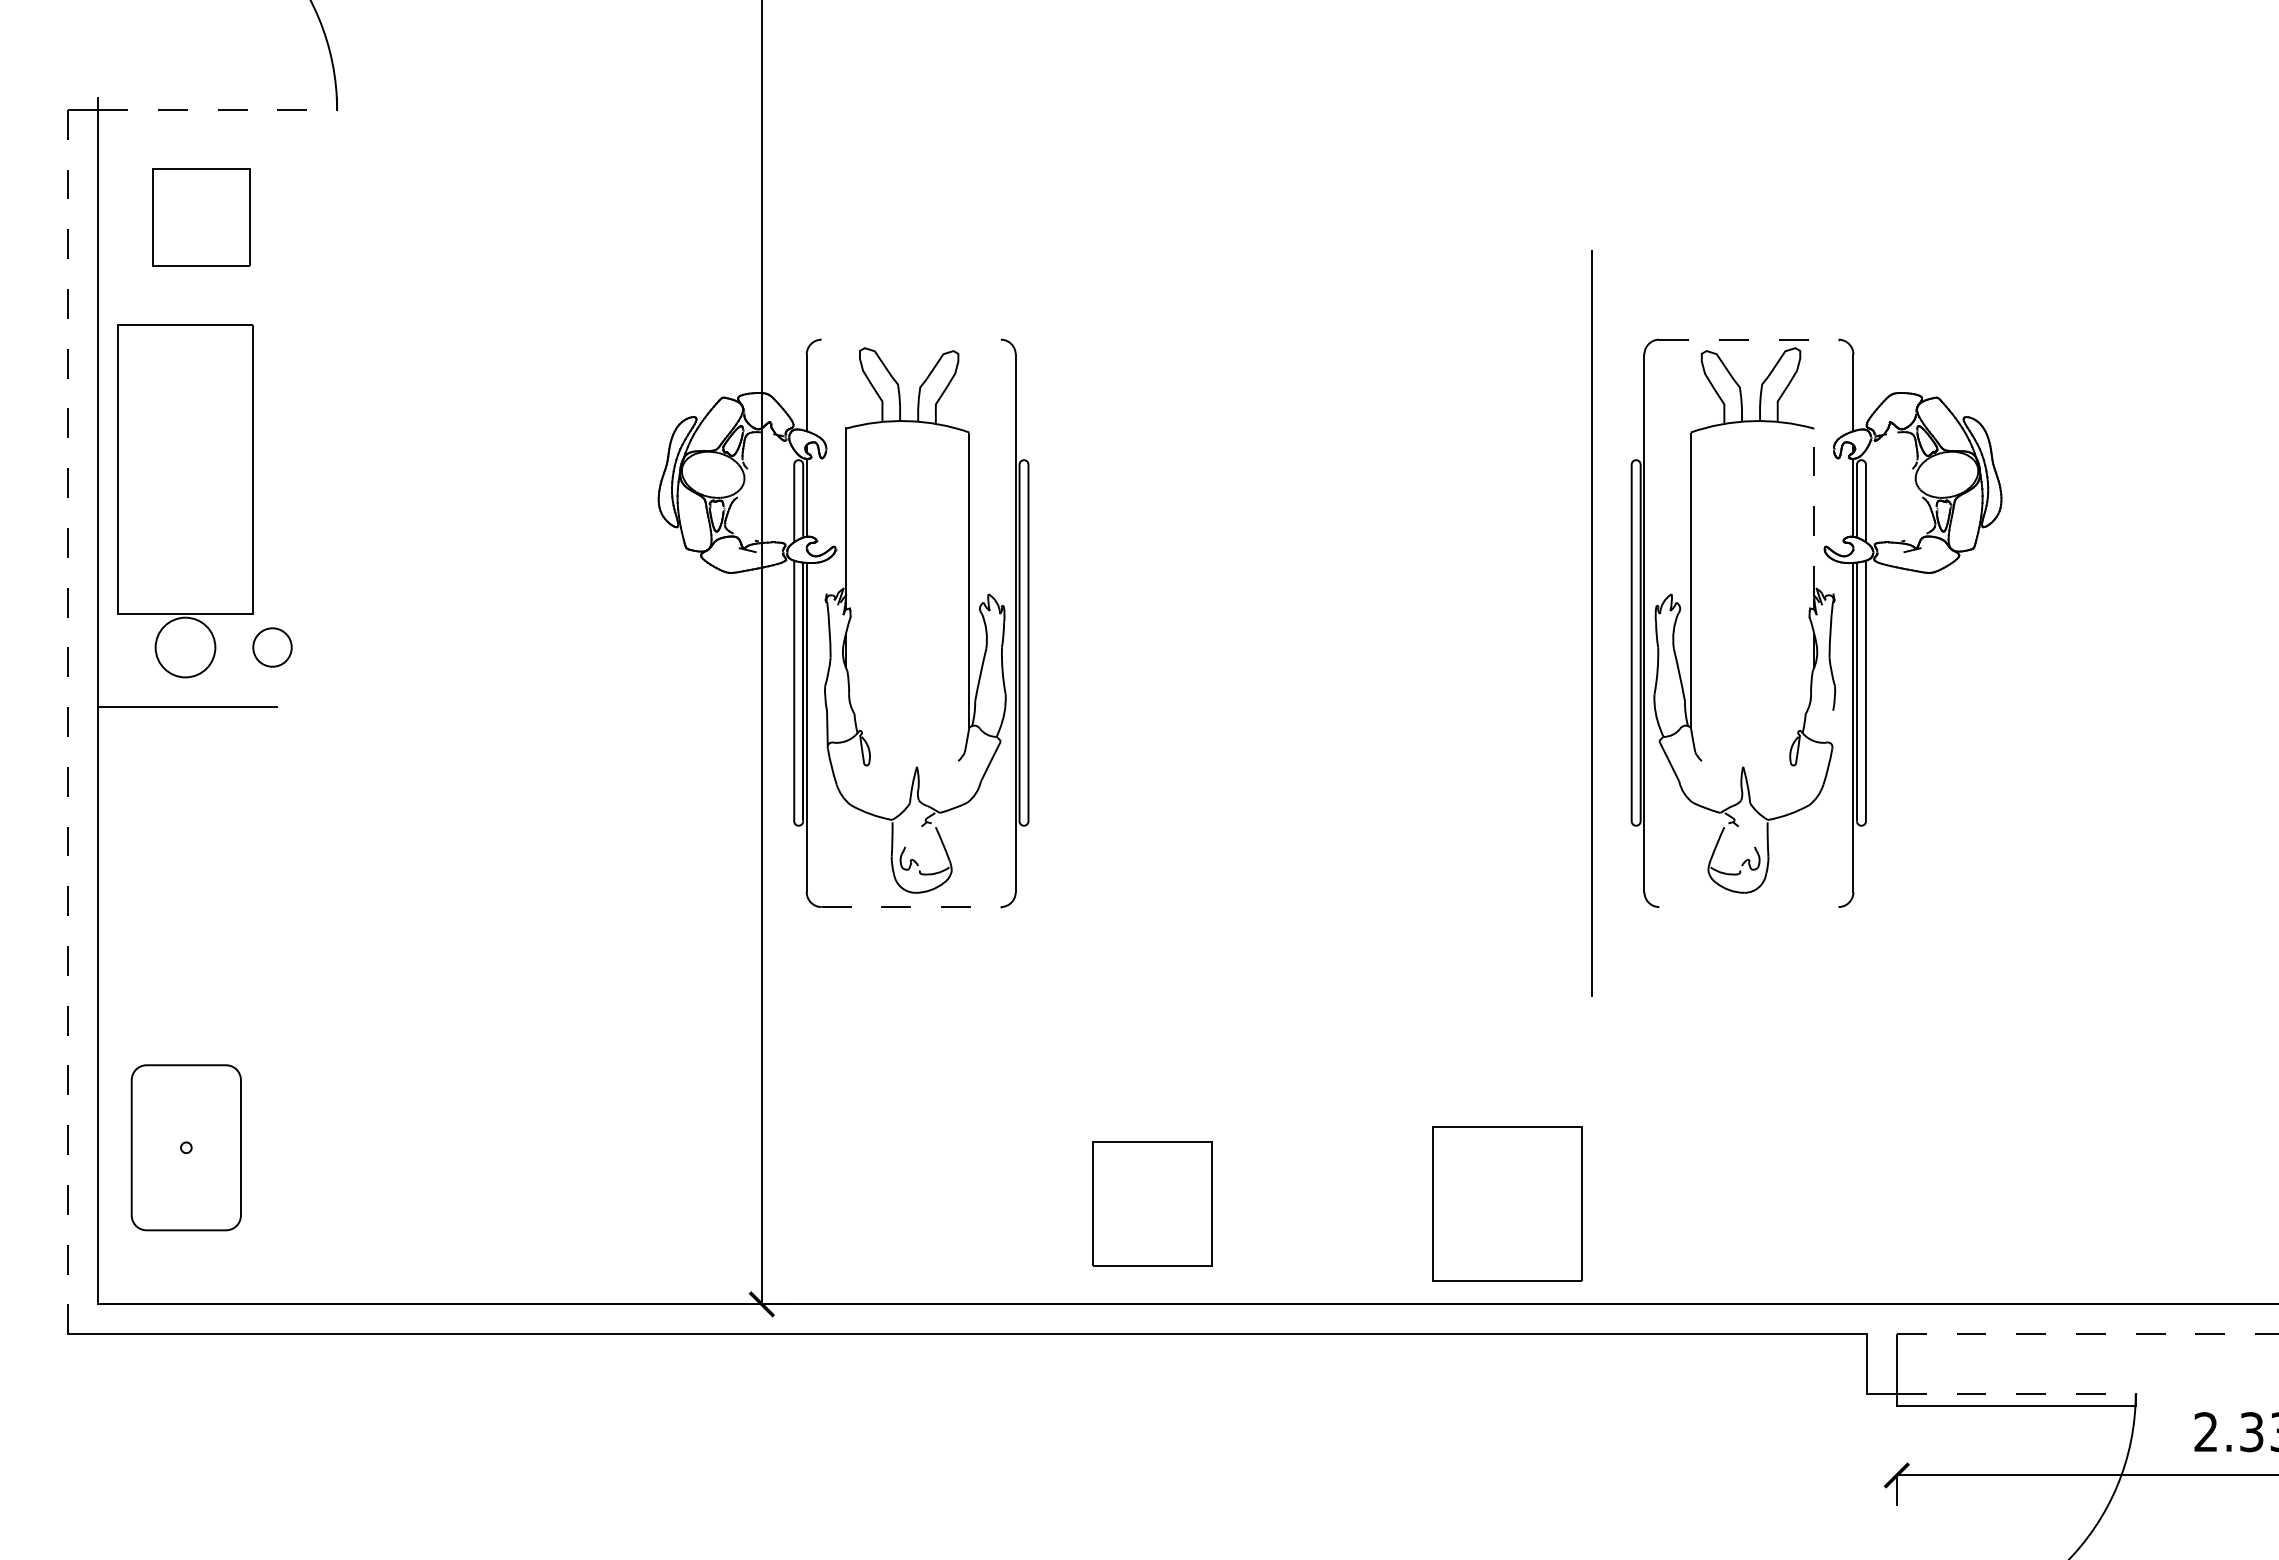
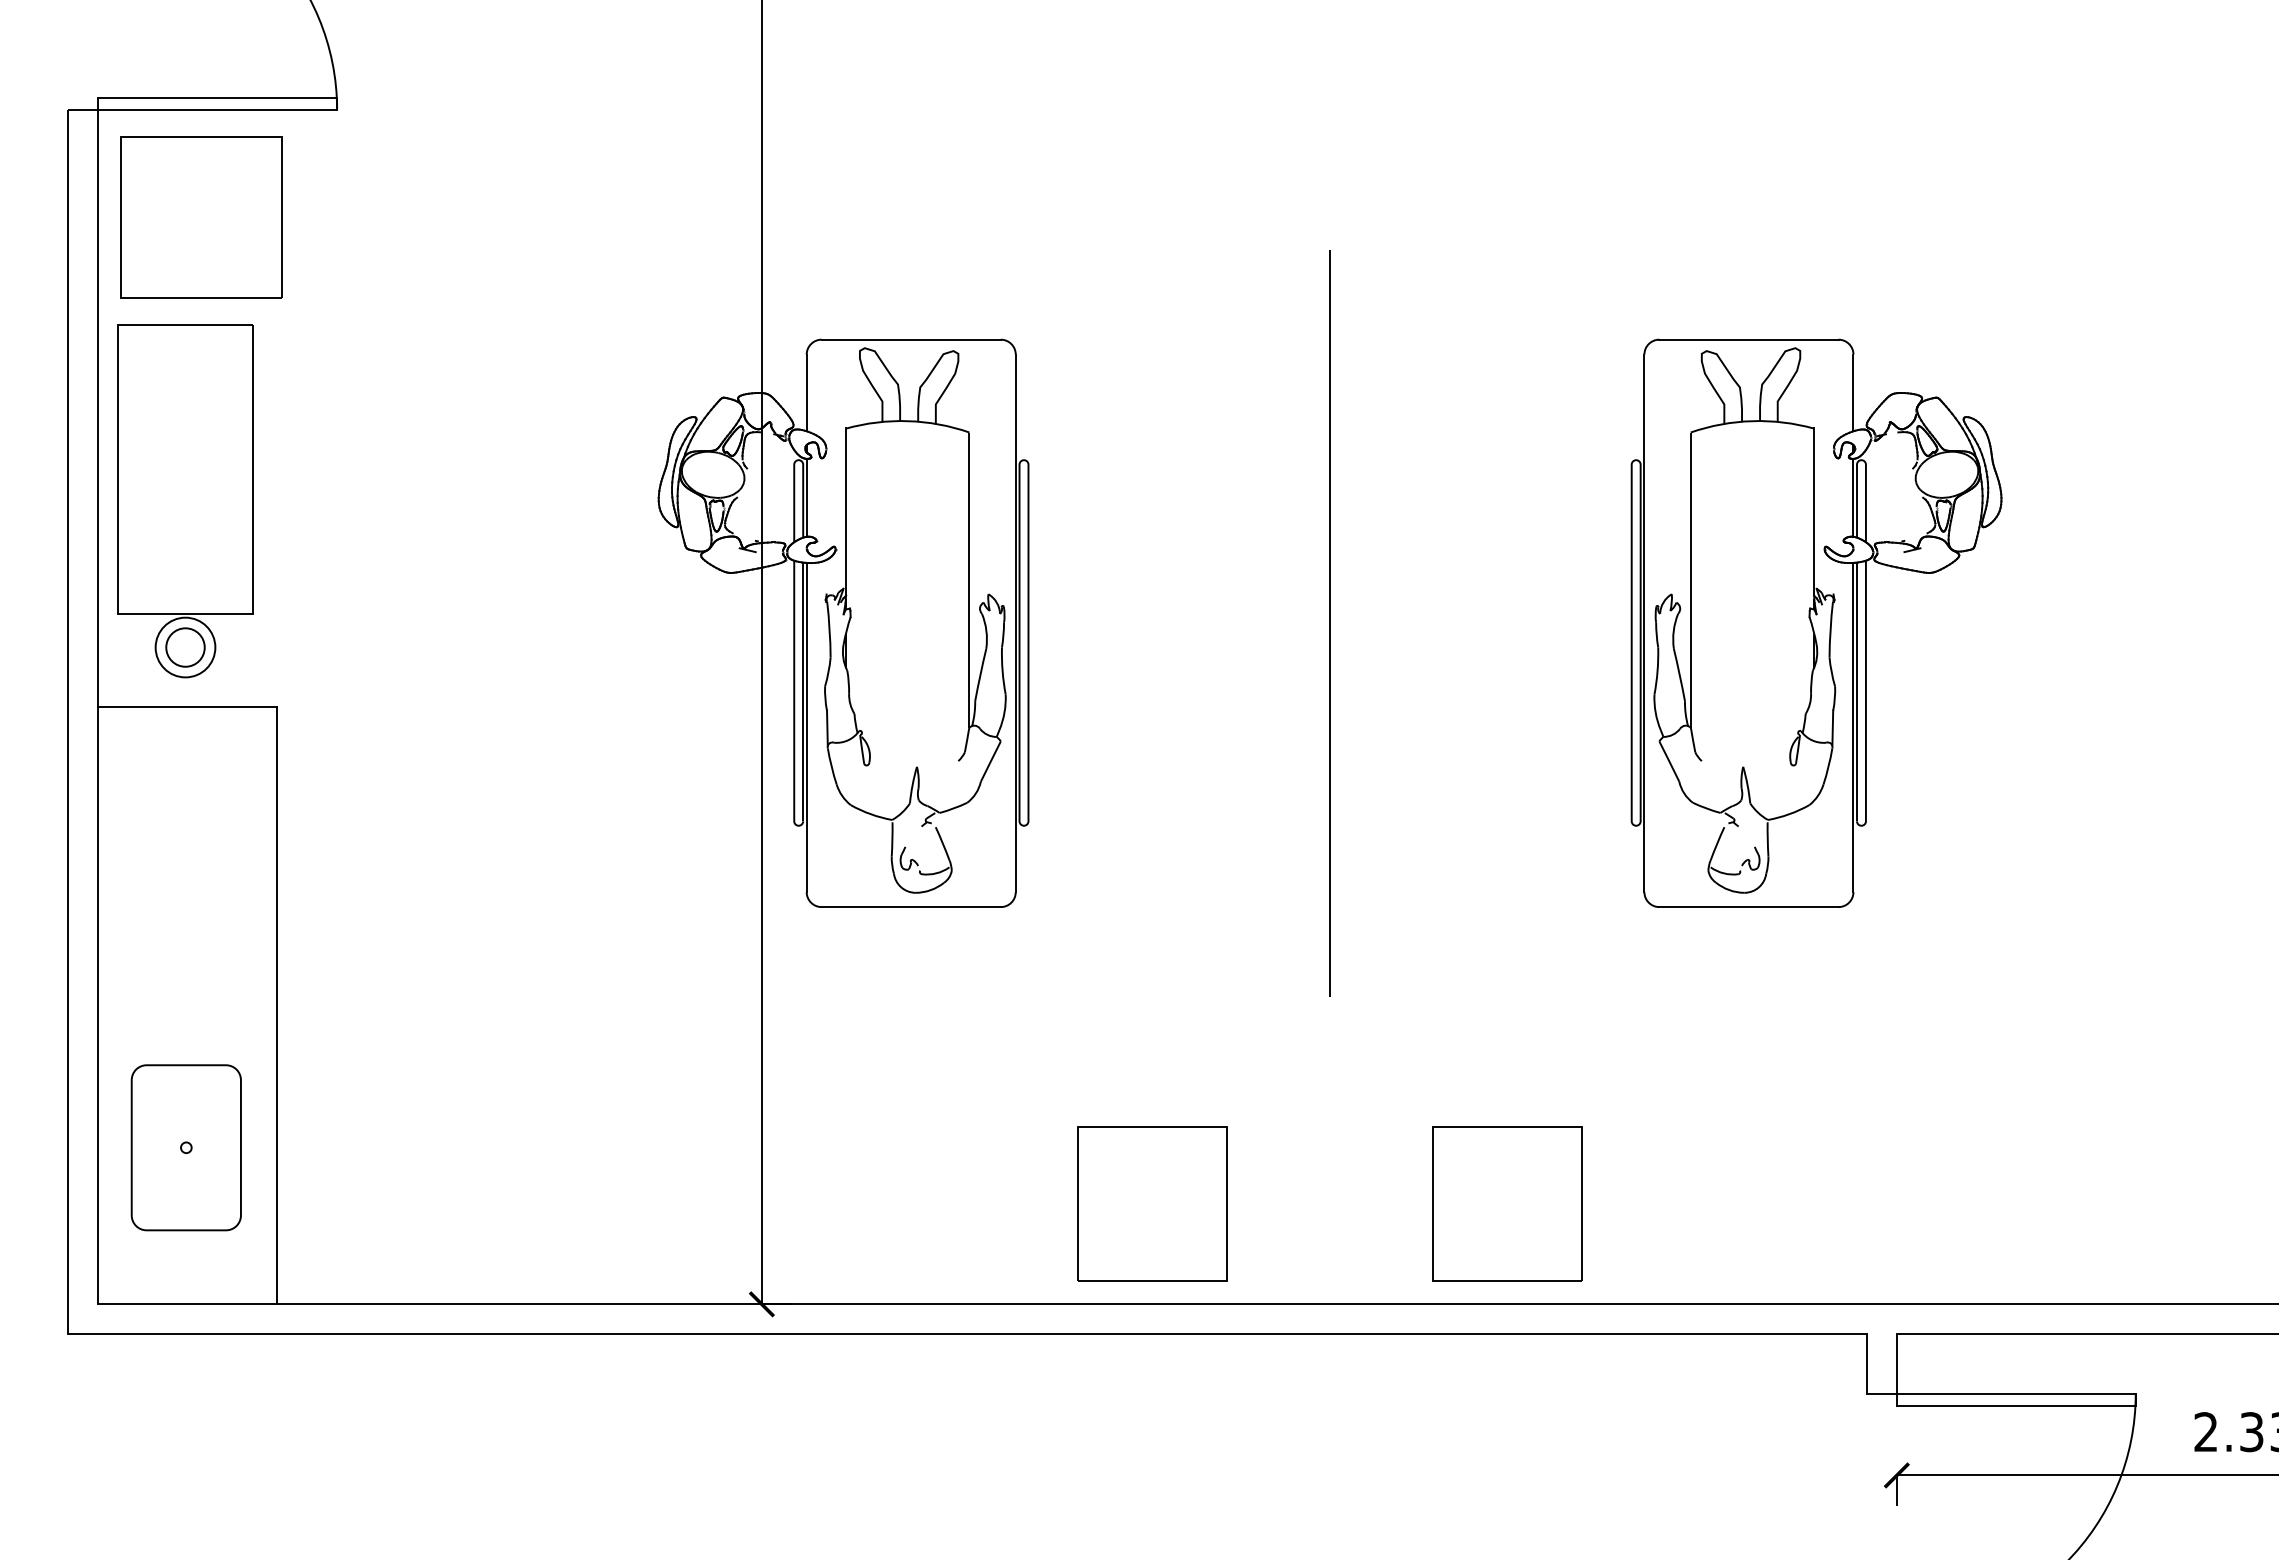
line: none -> present (217, 97)
line: dashed -> solid (218, 109)
part size: 99x99 px -> 163x163 px (201, 217)
line: none -> present (910, 339)
line: dashed -> solid (1748, 339)
line: dashed -> solid (1814, 511)
line position: (1591, 623) -> (1329, 623) (1329, 623)
circle position: (272, 647) -> (185, 647) (185, 647)
line: dashed -> solid (68, 722)
line: none -> present (1832, 727)
line: dashed -> solid (911, 907)
line: none -> present (1748, 907)
line: none -> present (277, 1005)
part size: 121x126 px -> 151x156 px (1152, 1203)
line: dashed -> solid (2087, 1334)
line: dashed -> solid (2016, 1393)
